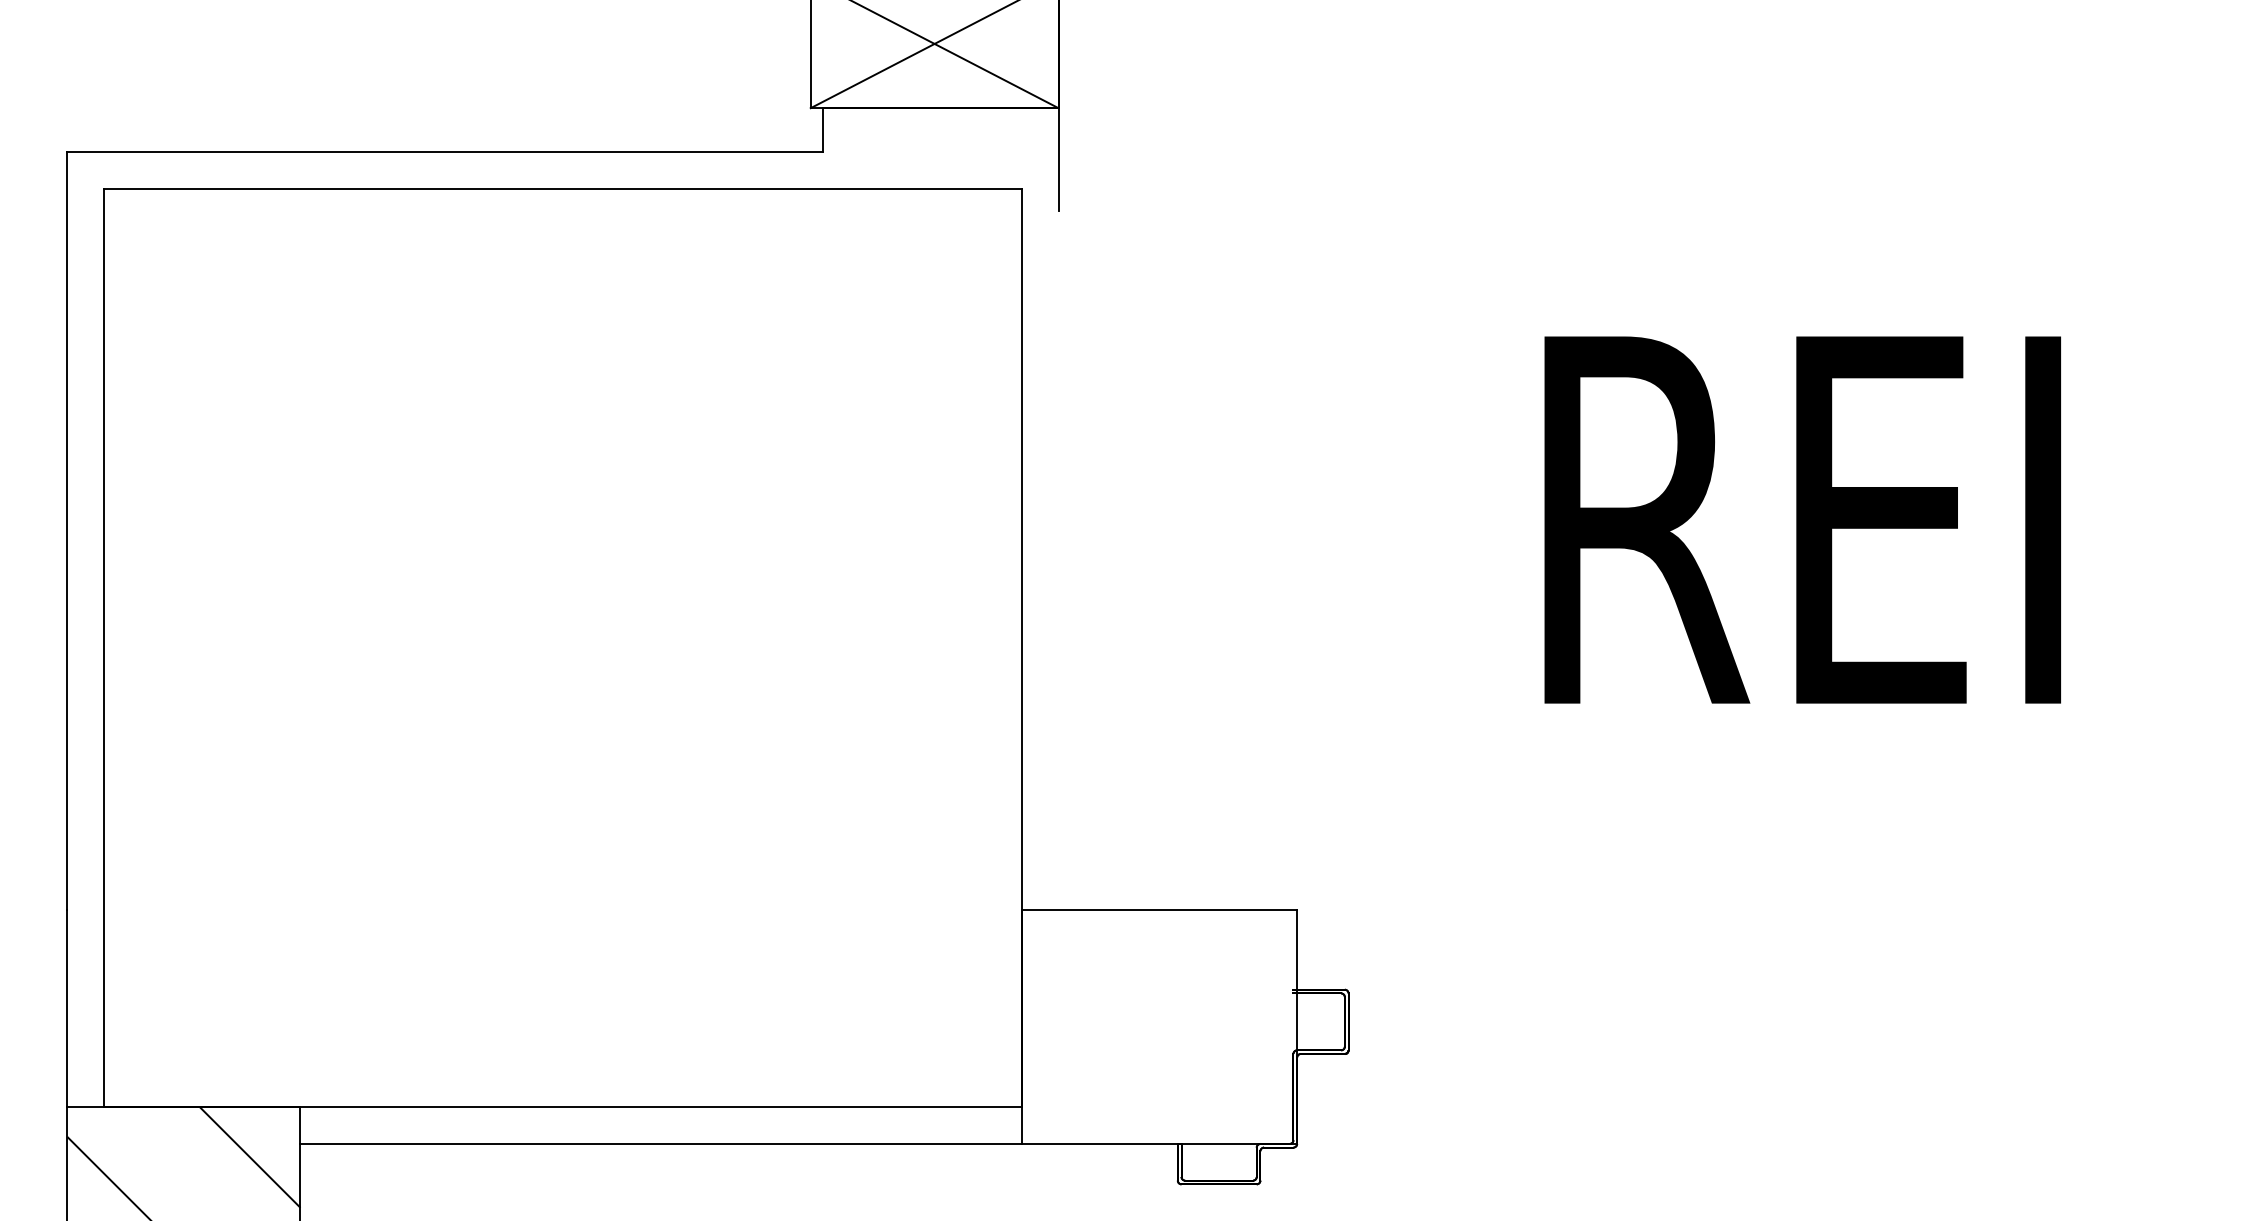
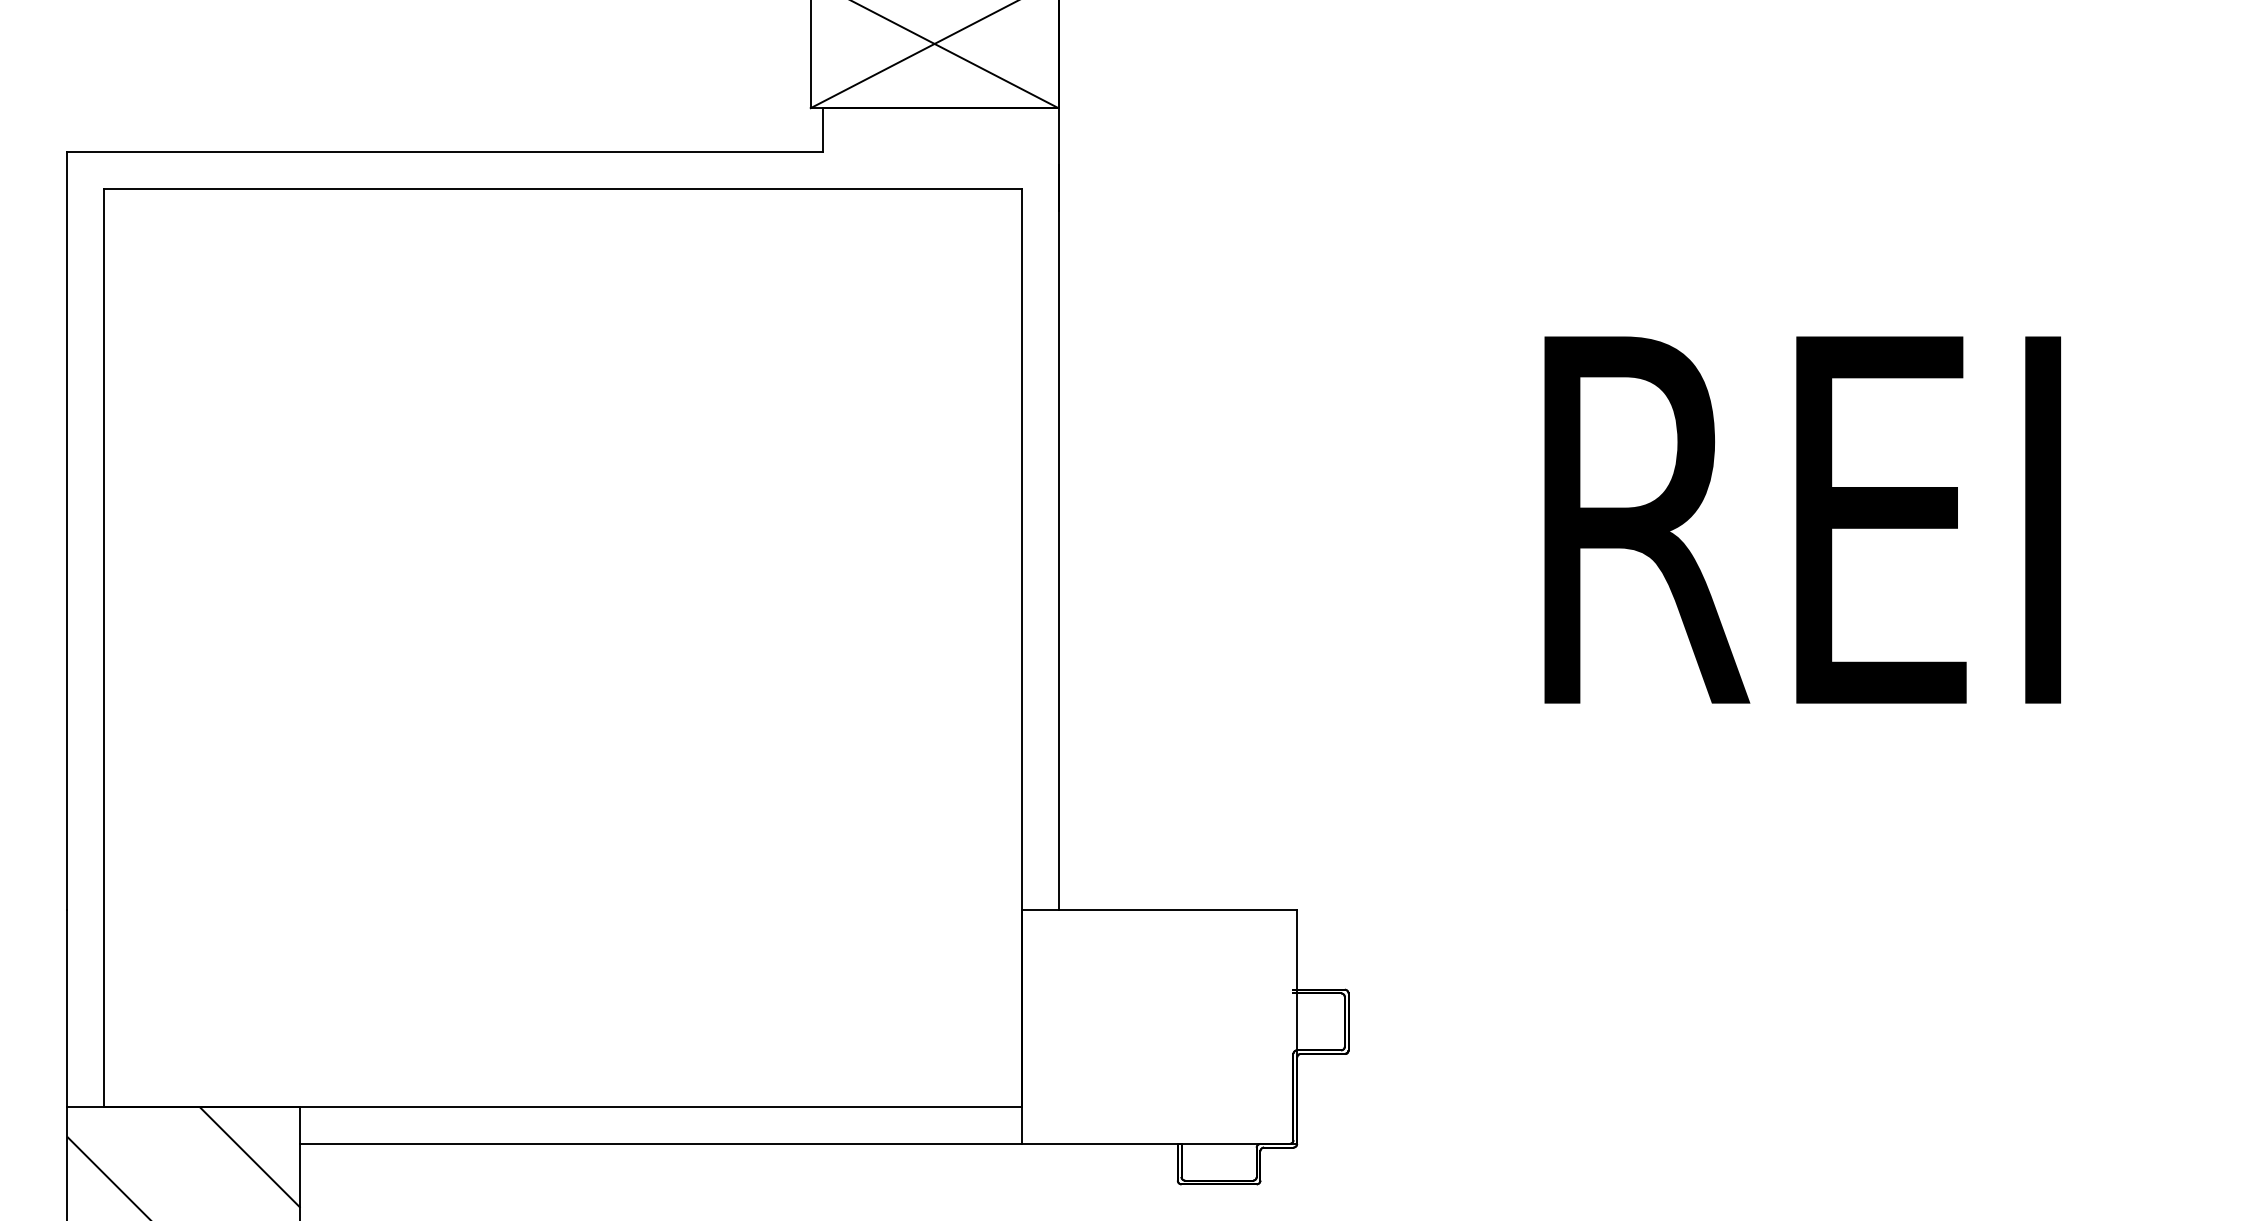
line: none -> present (1058, 537)
